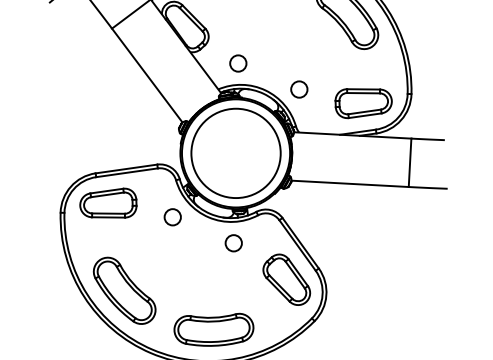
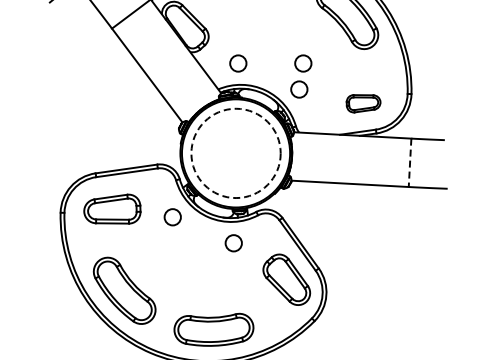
circle: none -> present (303, 63)
part size: 59x32 px -> 37x20 px (363, 103)
circle: solid -> dashed (235, 153)
line: solid -> dashed (410, 163)
part position: (108, 202) -> (112, 208) (112, 208)
